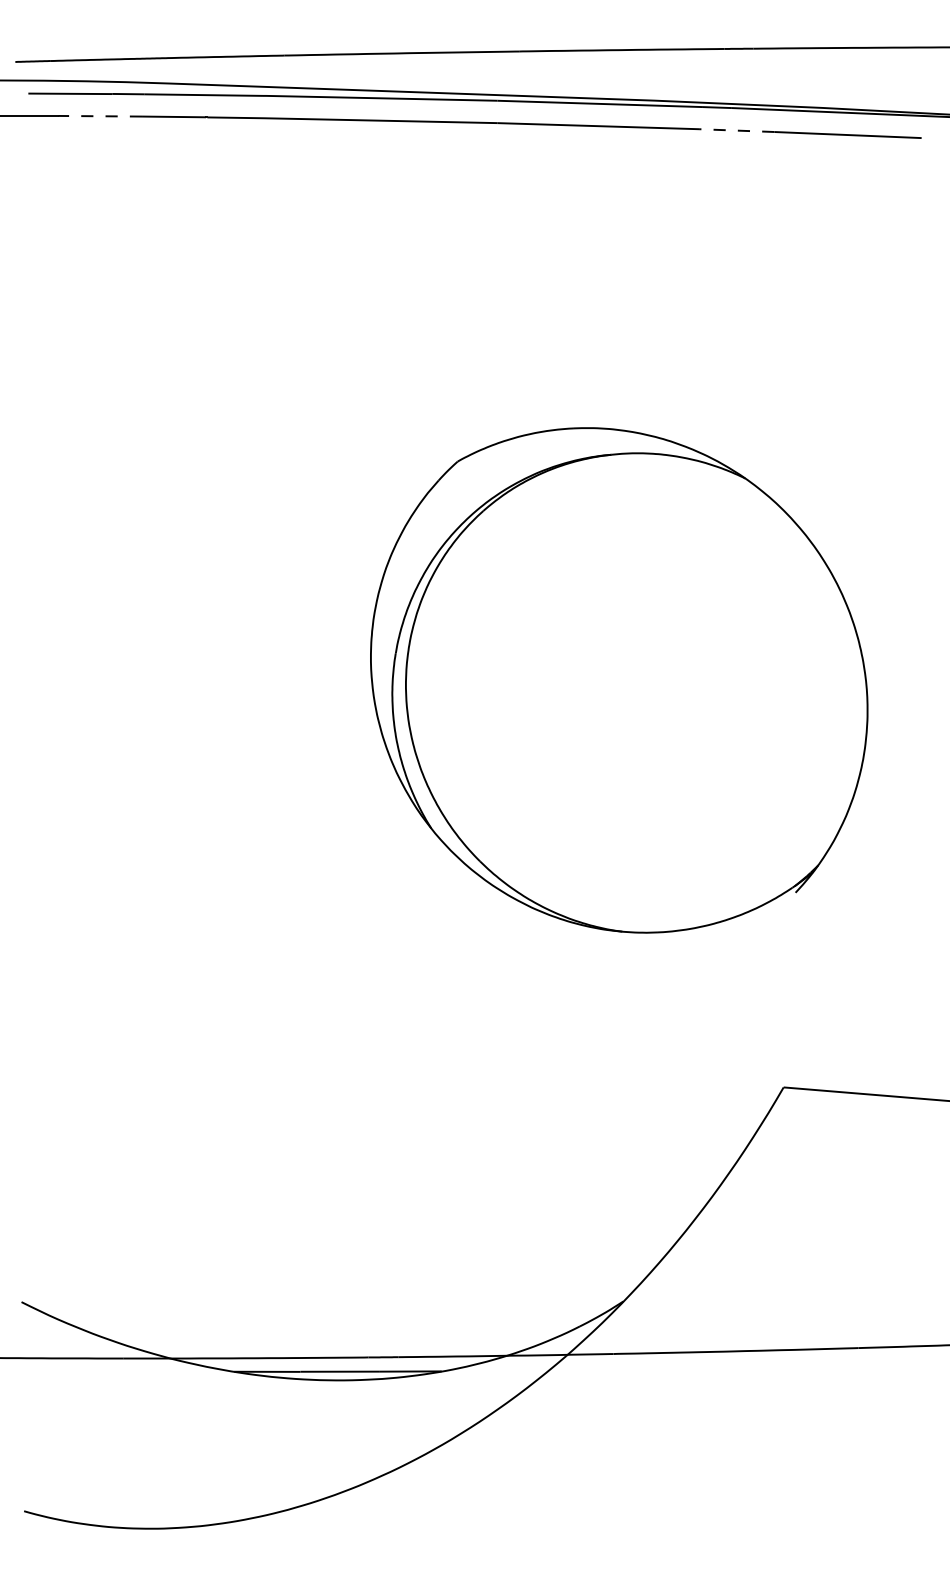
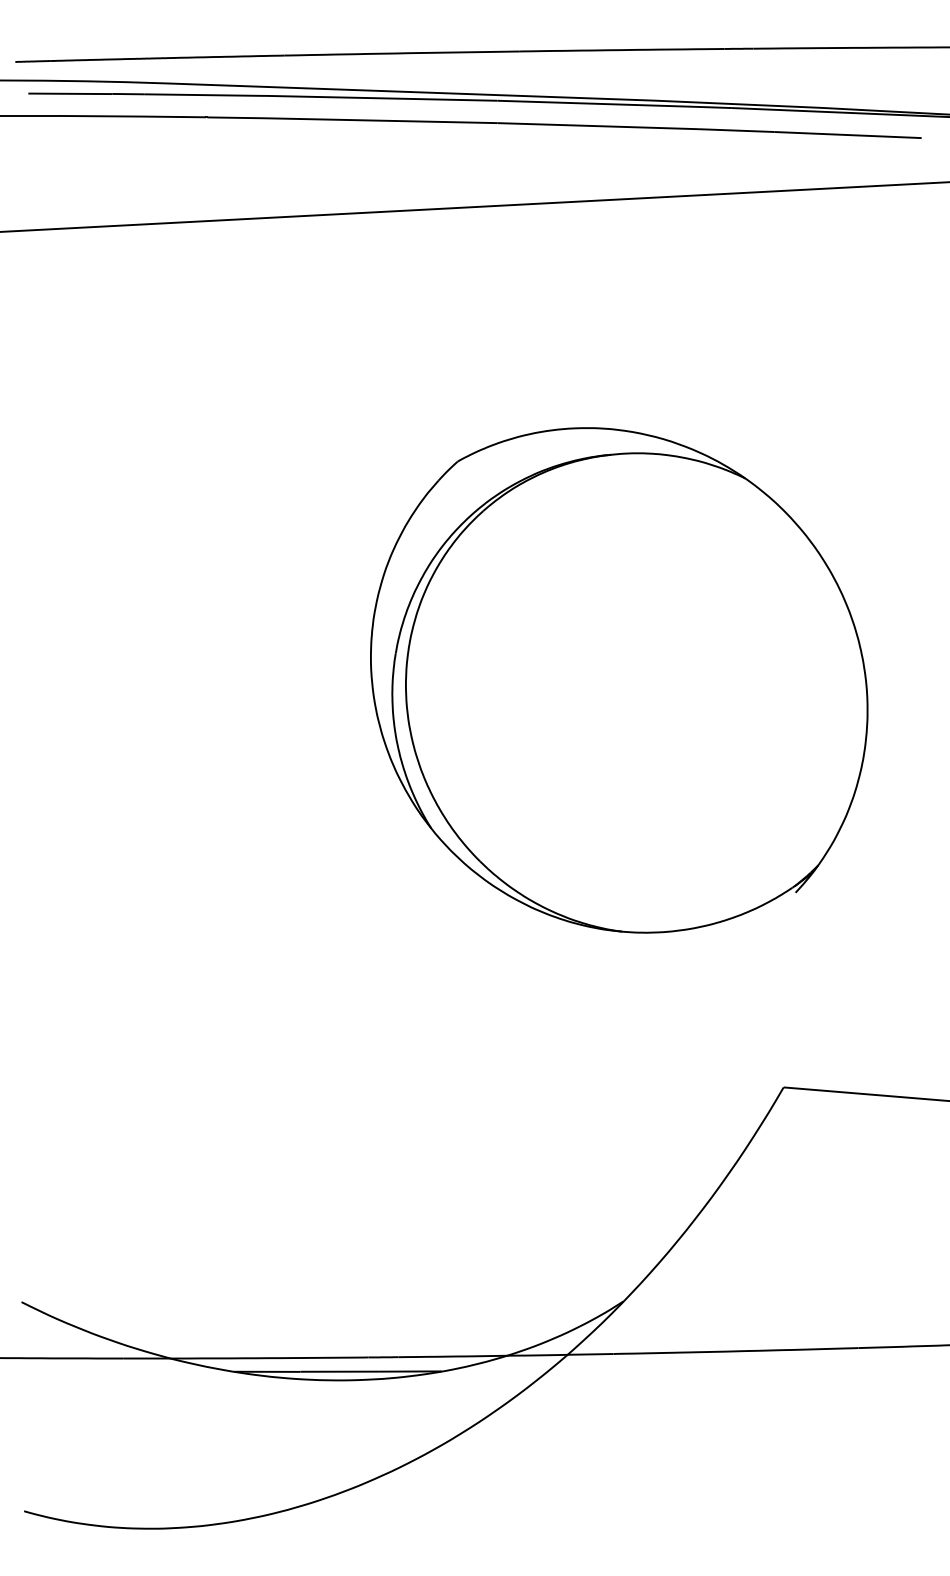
line: dashed -> solid (100, 116)
line: dashed -> solid (736, 130)
line: none -> present (474, 206)
